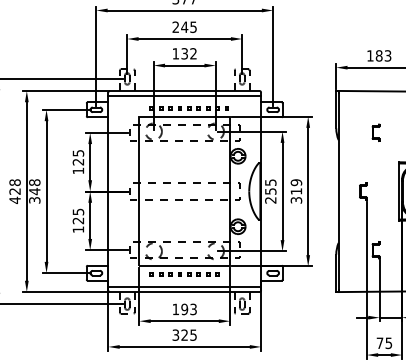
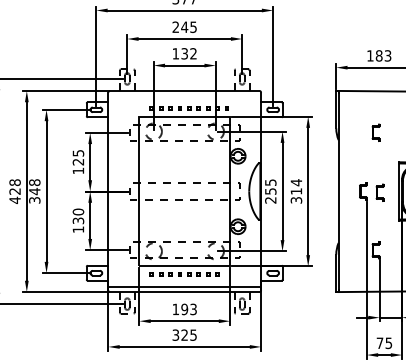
line: present -> none (184, 96)
text: 319 -> 314 (296, 182)
part: none -> present (379, 192)
text: 125 -> 130 (78, 216)
